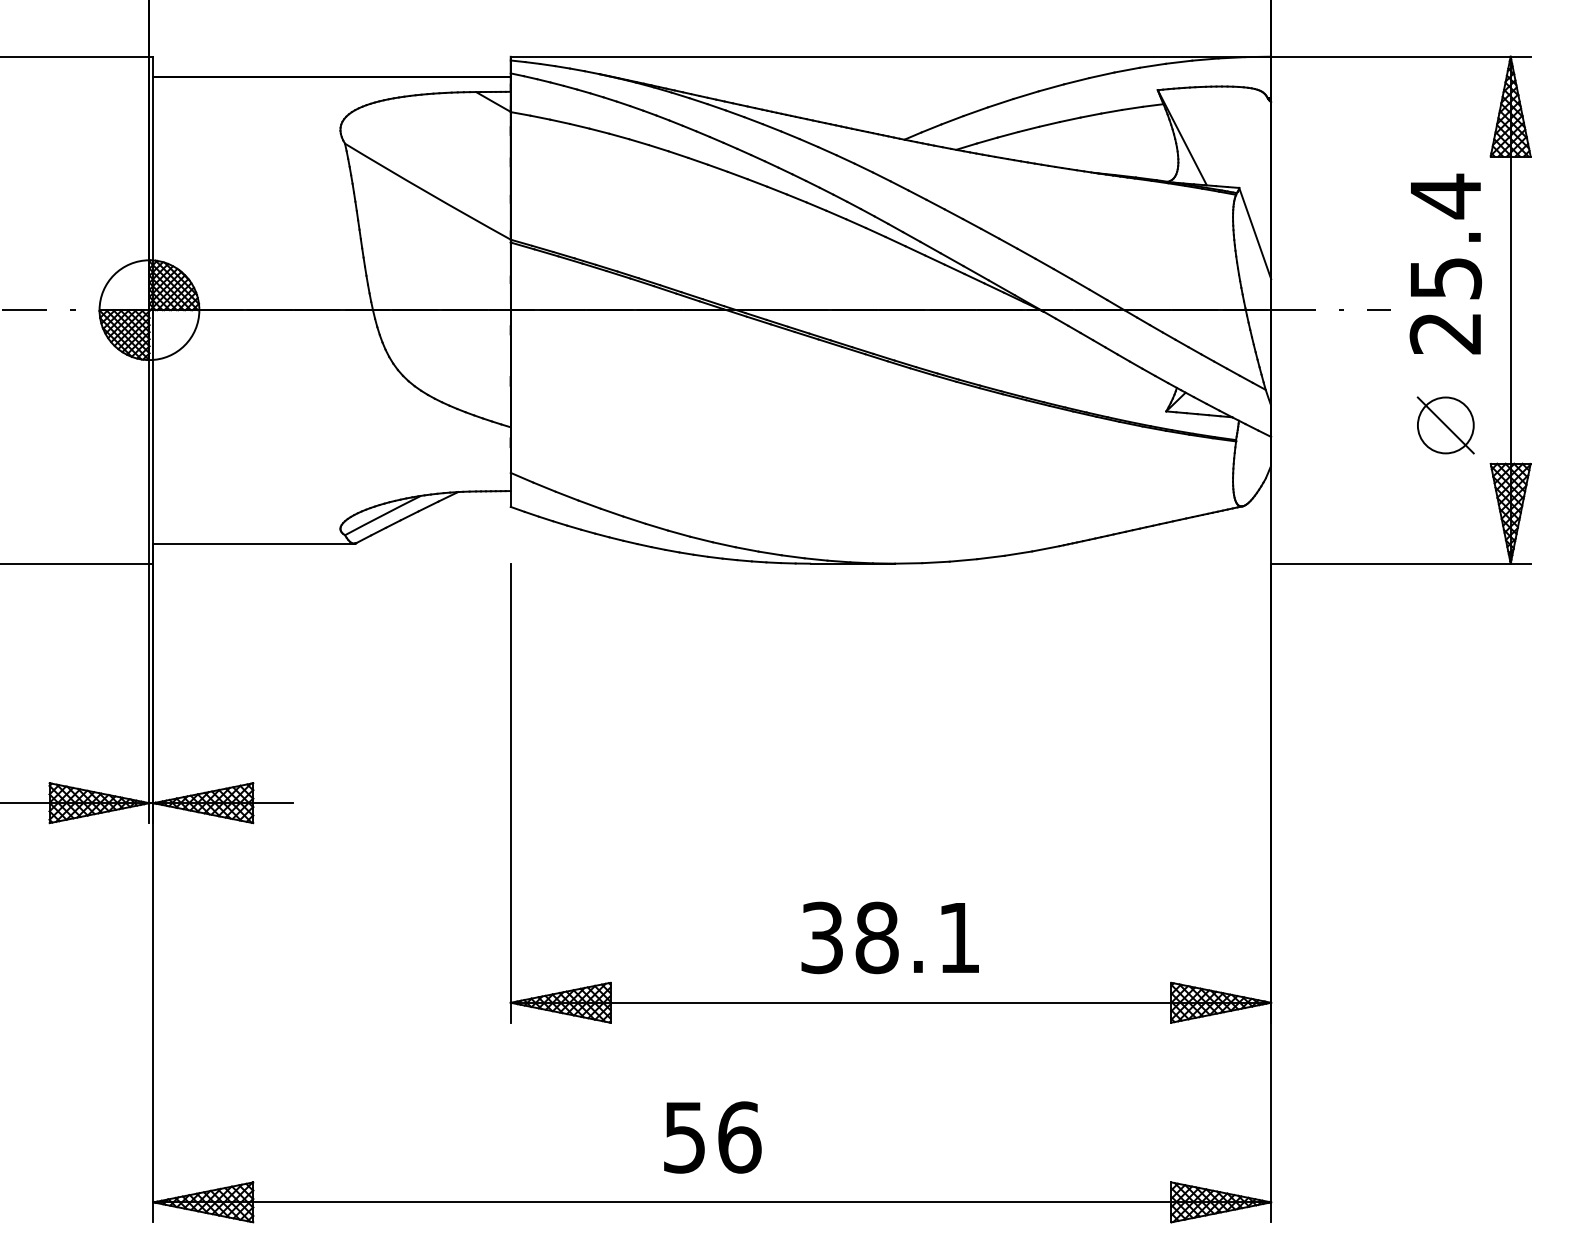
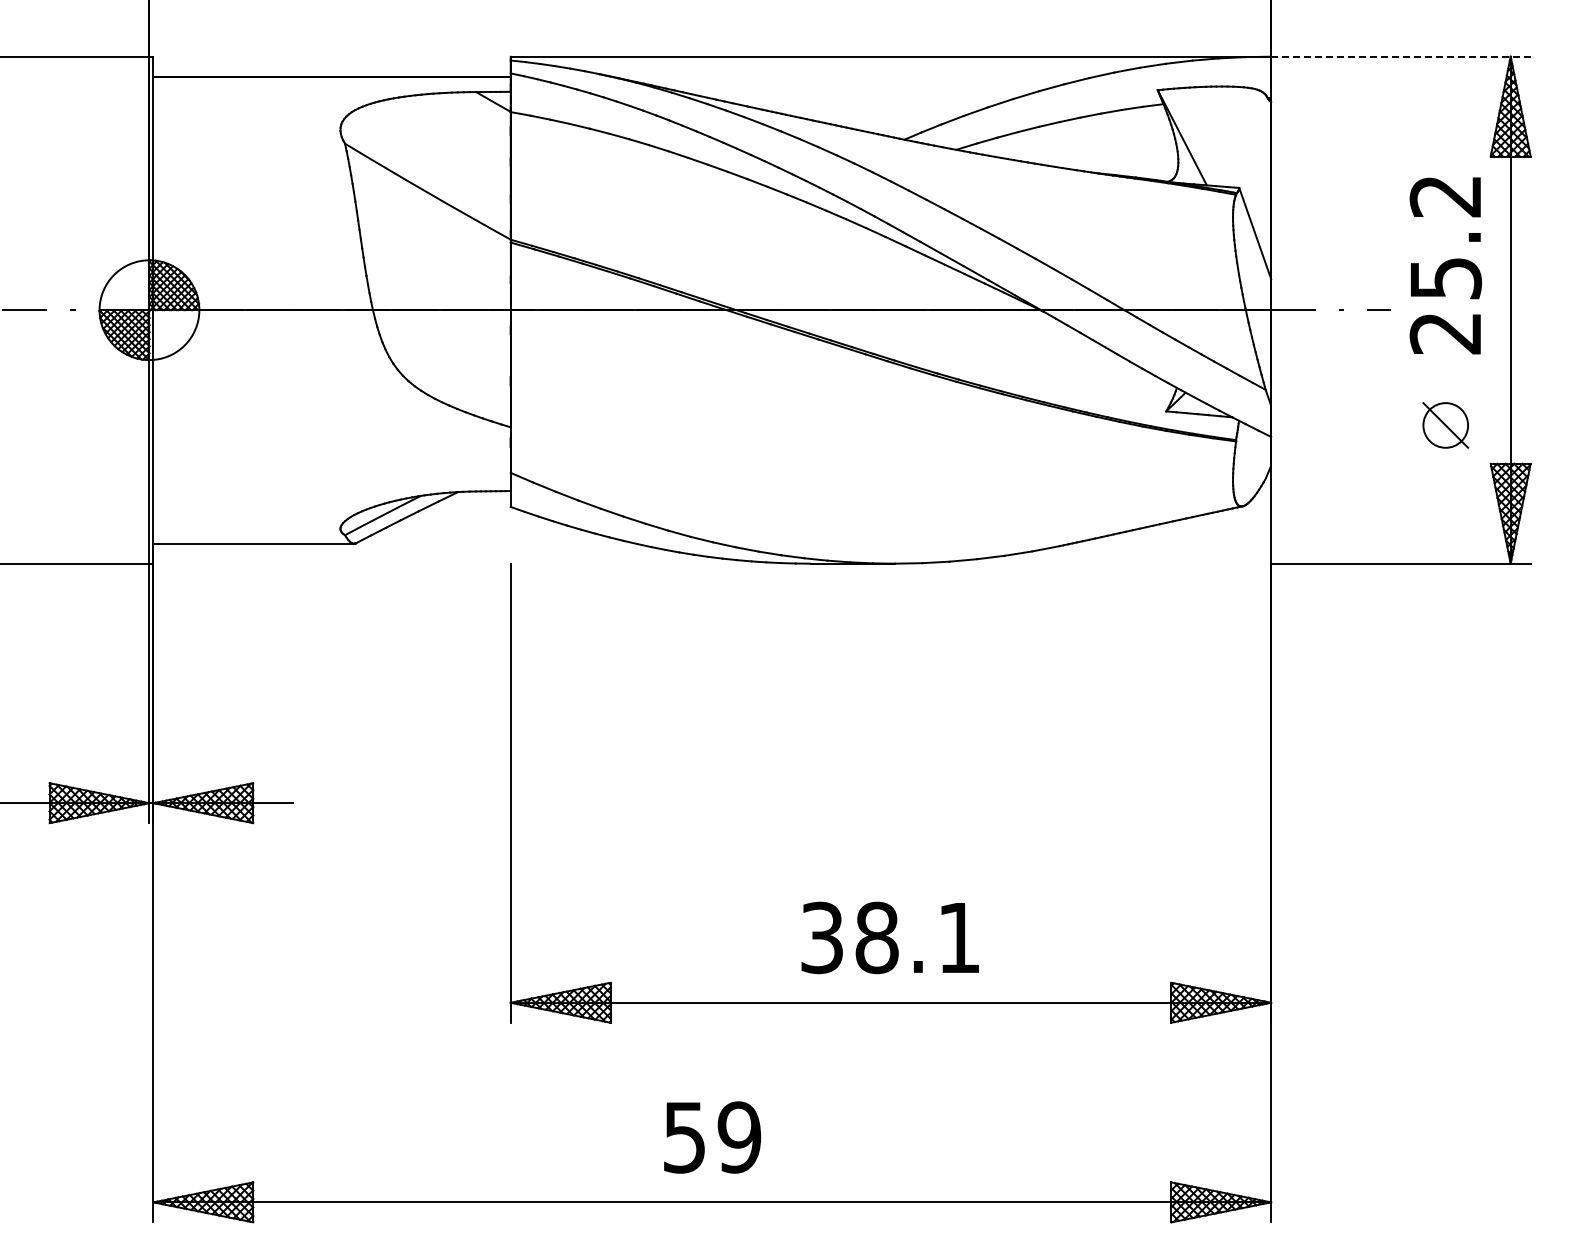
line: solid -> dashed (1400, 56)
text: 25.4 -> 25.2 (1444, 196)
part size: 59x59 px -> 48x47 px (1445, 425)
text: 56 -> 59 (739, 1137)
